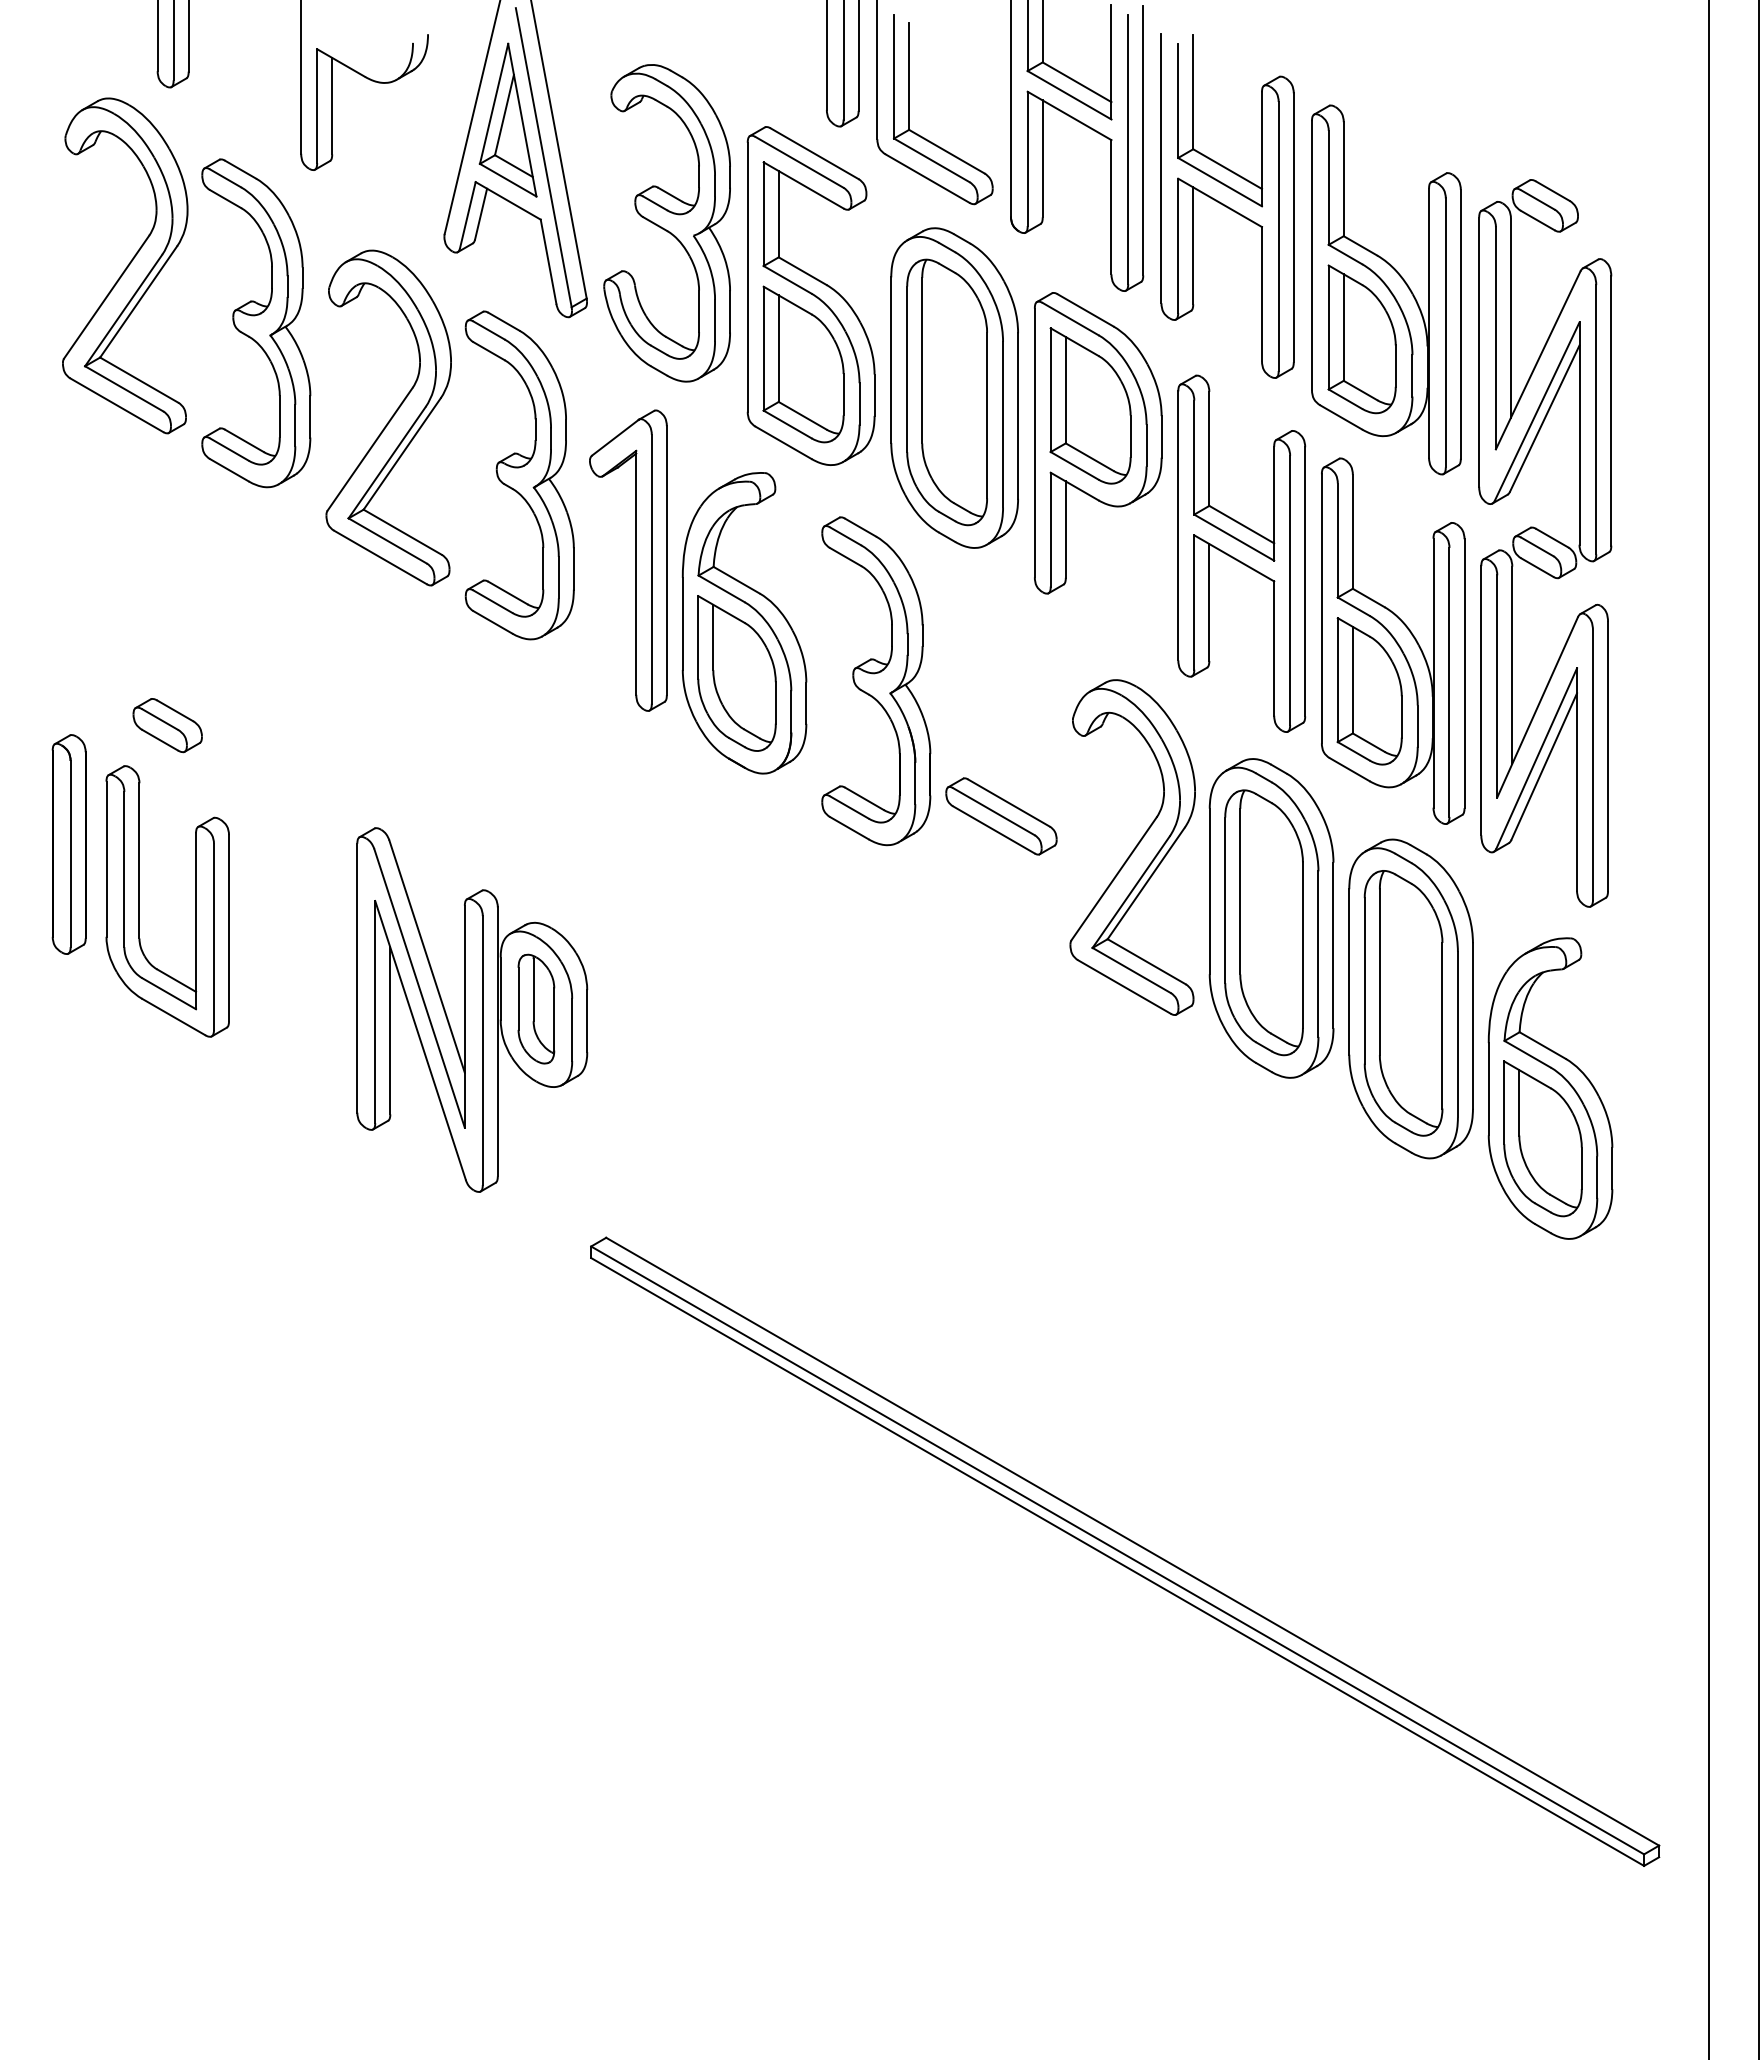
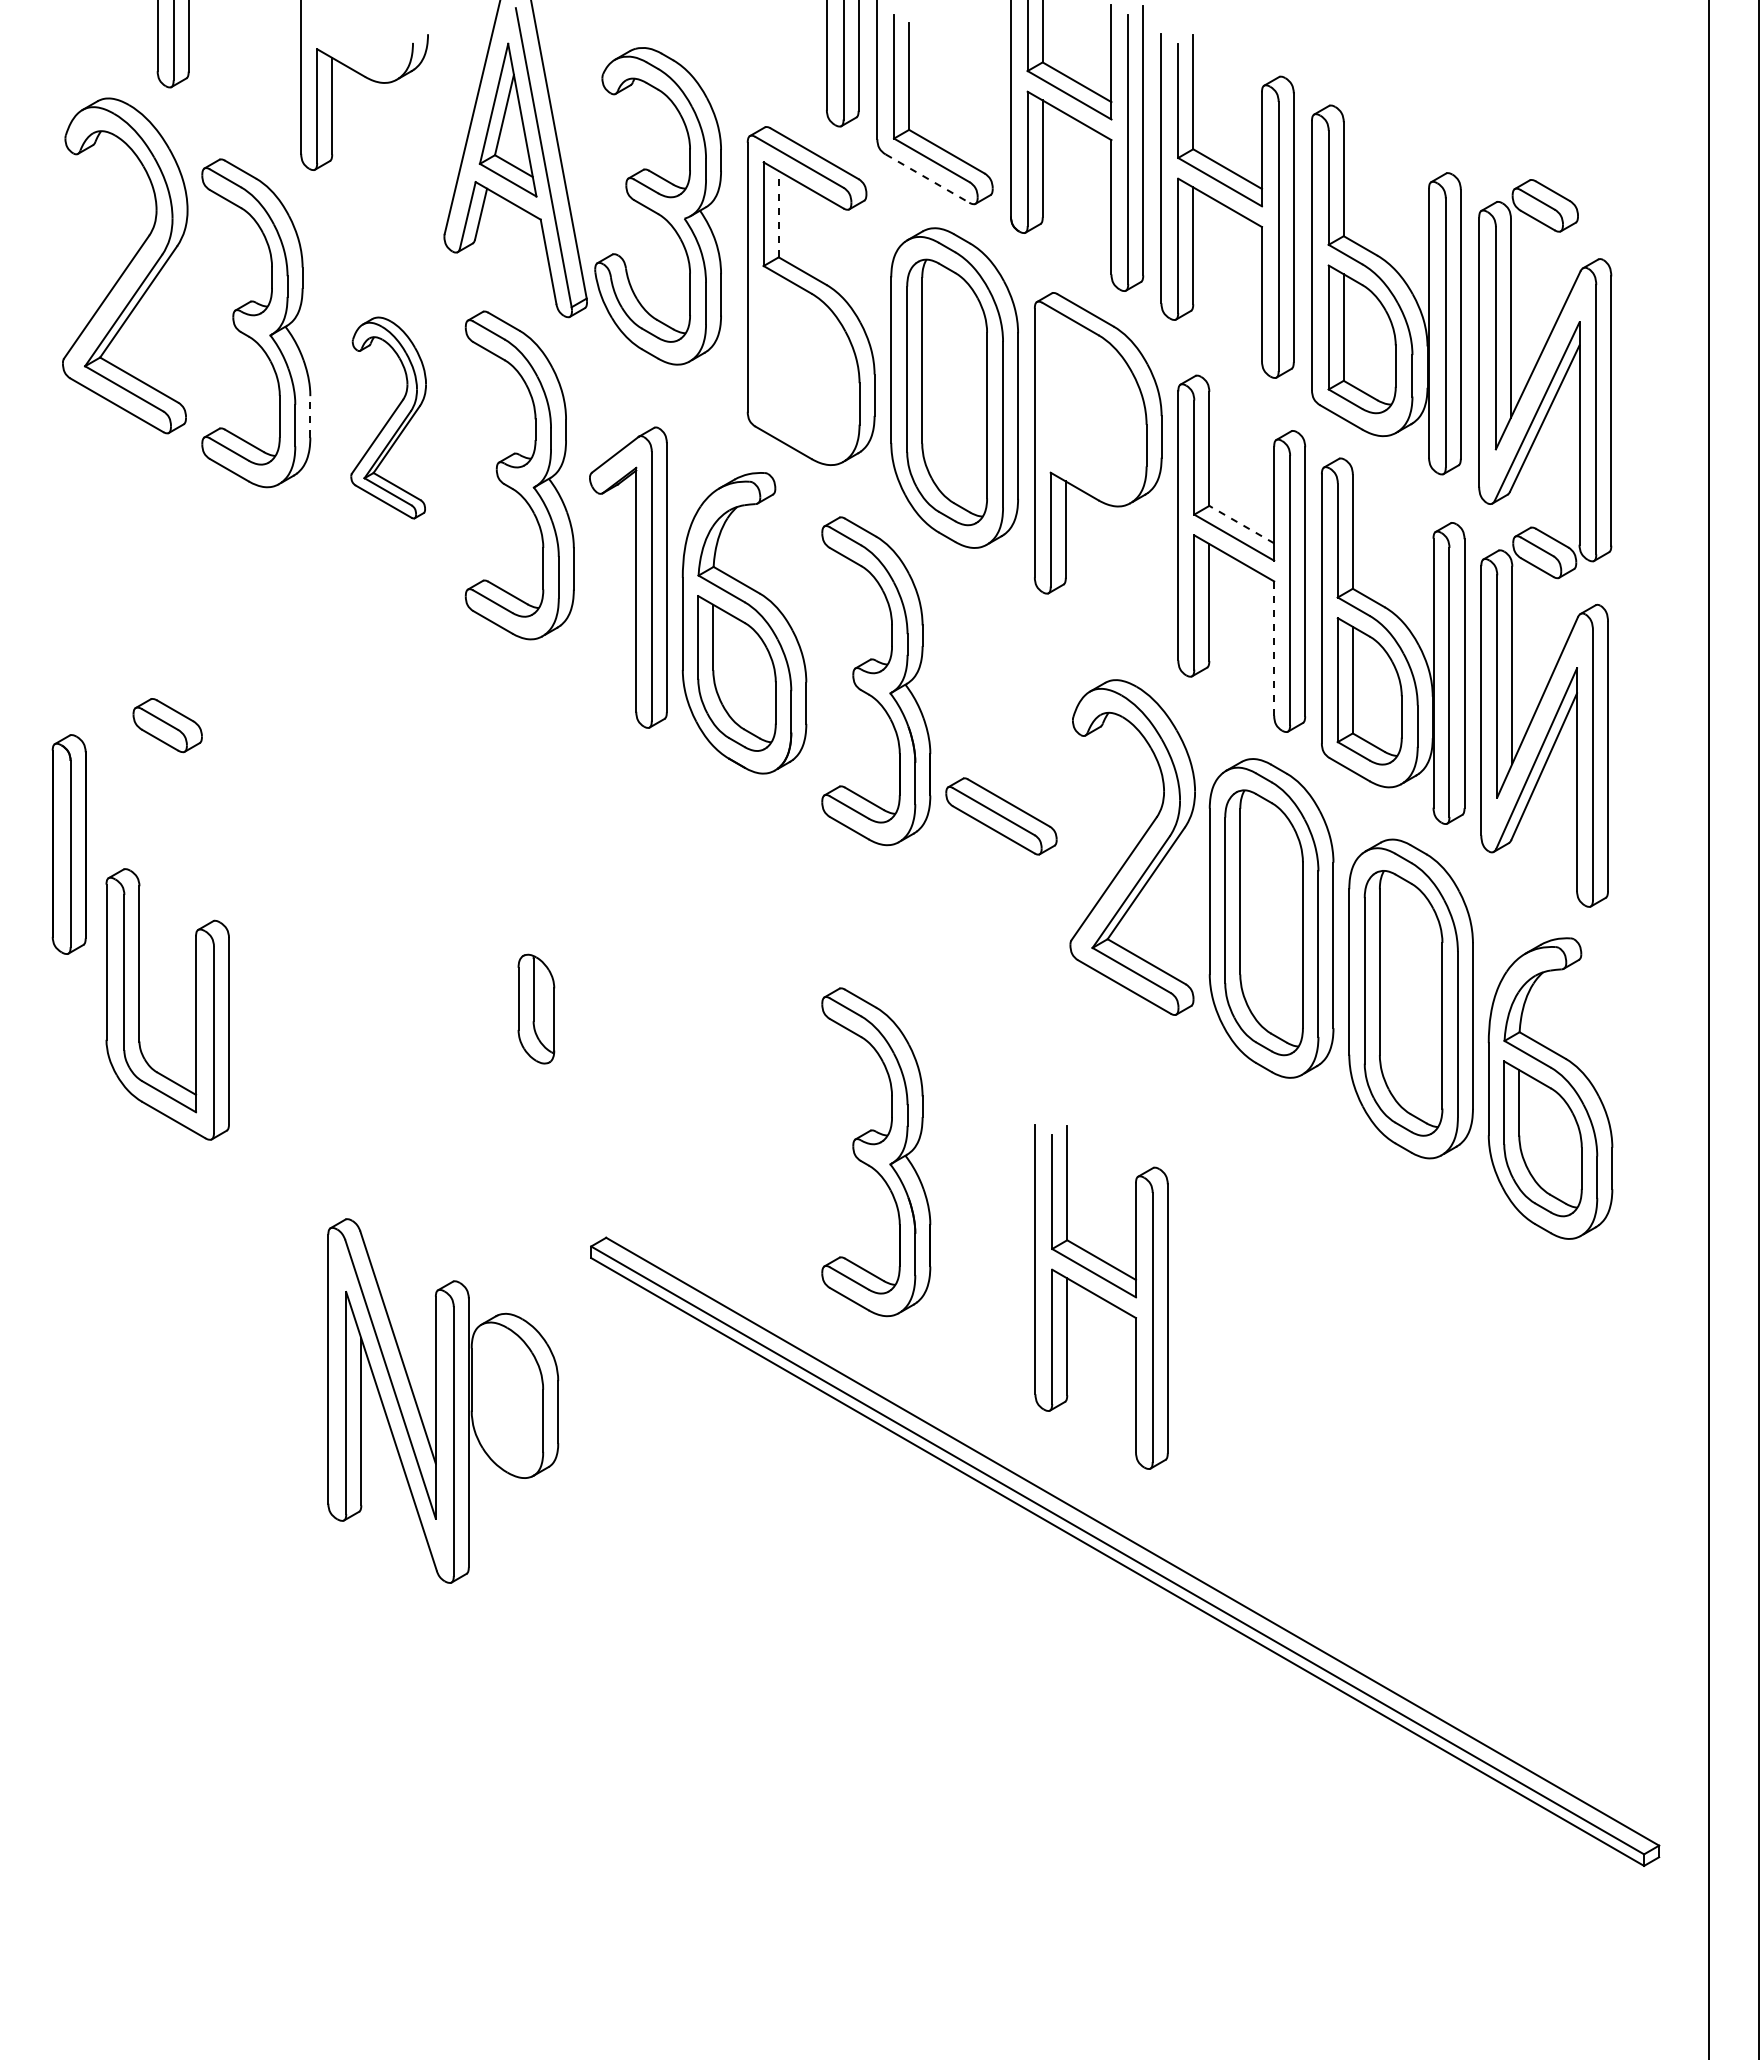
line: solid -> dashed (927, 178)
line: solid -> dashed (778, 213)
part position: (666, 223) -> (657, 206) (657, 206)
part: present -> none (803, 364)
part: present -> none (1090, 405)
line: solid -> dashed (310, 416)
part size: 127x338 px -> 77x204 px (388, 417)
line: solid -> dashed (1241, 524)
part position: (635, 560) -> (635, 577) (635, 577)
line: solid -> dashed (1274, 649)
part position: (139, 901) -> (139, 1004) (139, 1004)
part position: (472, 1009) -> (443, 1400) (443, 1400)
part: none -> present (876, 1152)
part: none -> present (1101, 1296)
